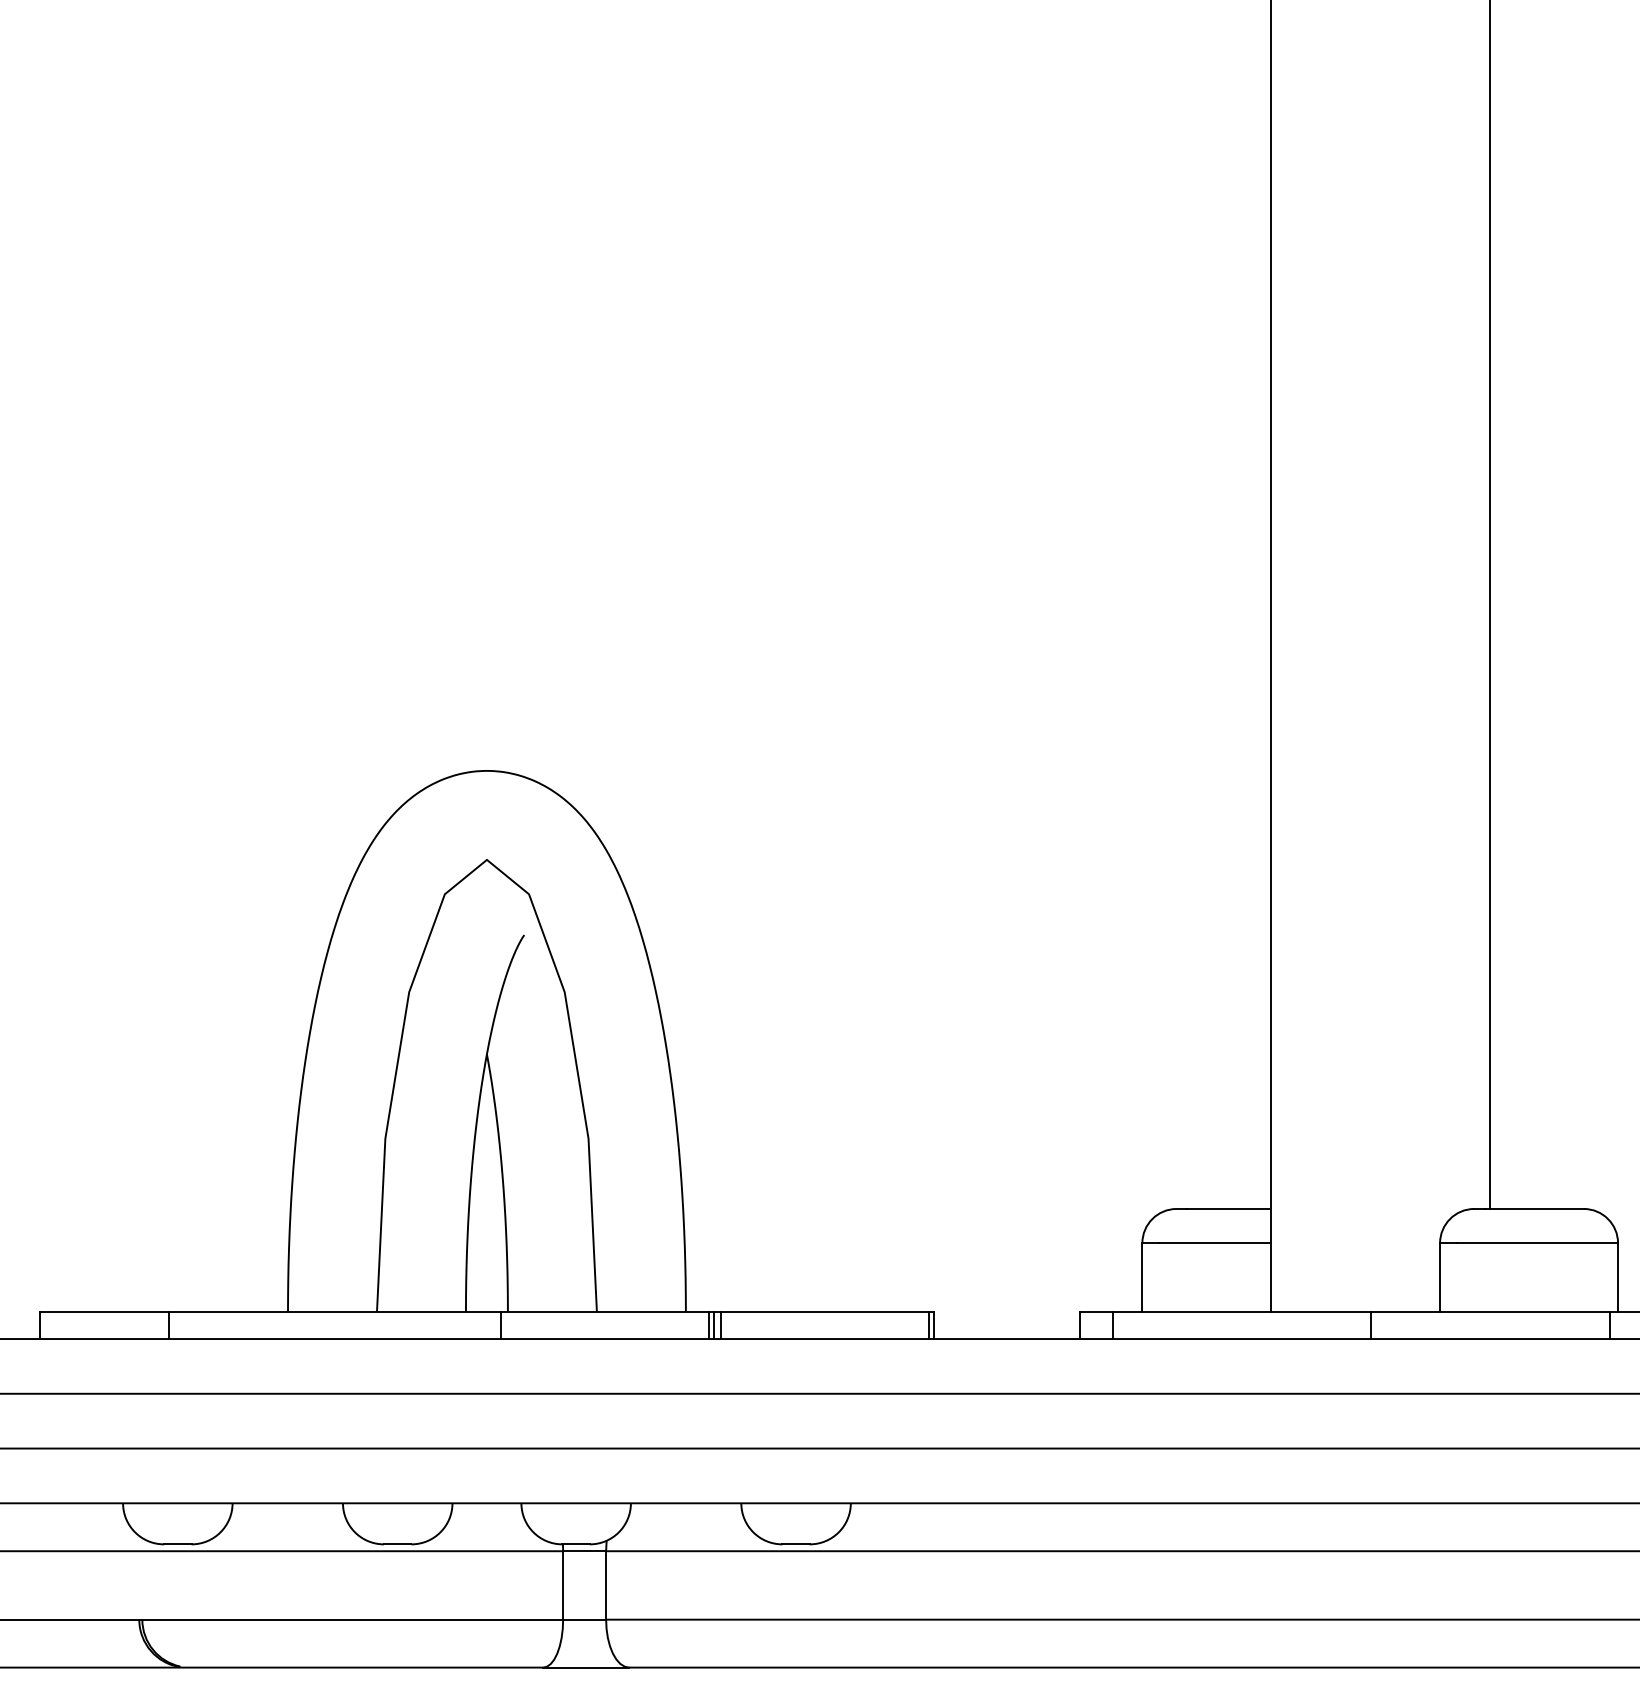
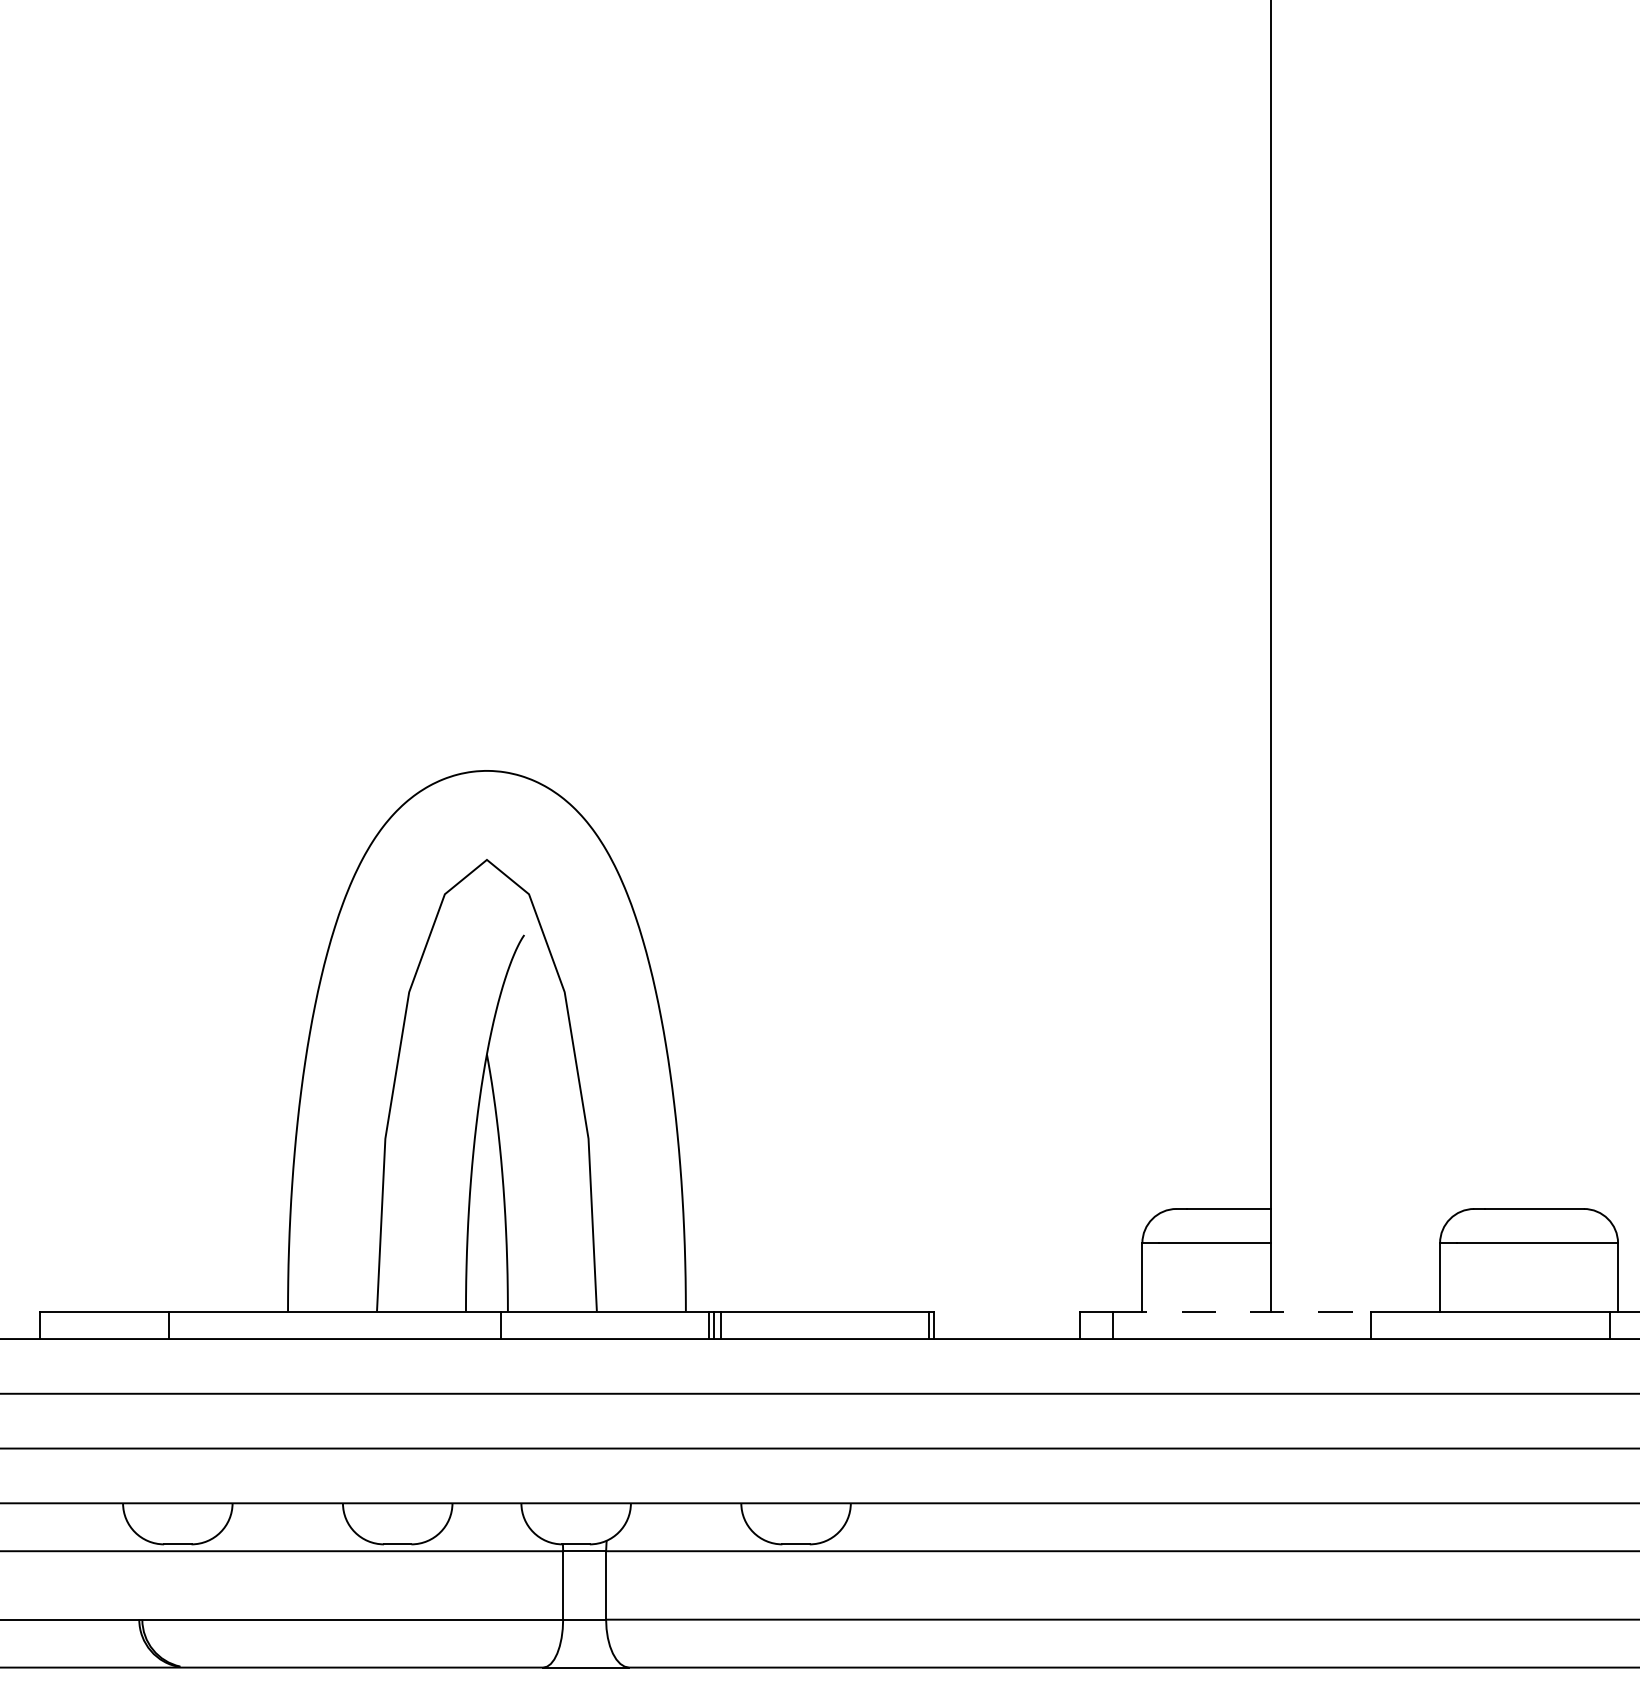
line: present -> none (1489, 605)
line: solid -> dashed (1241, 1311)
